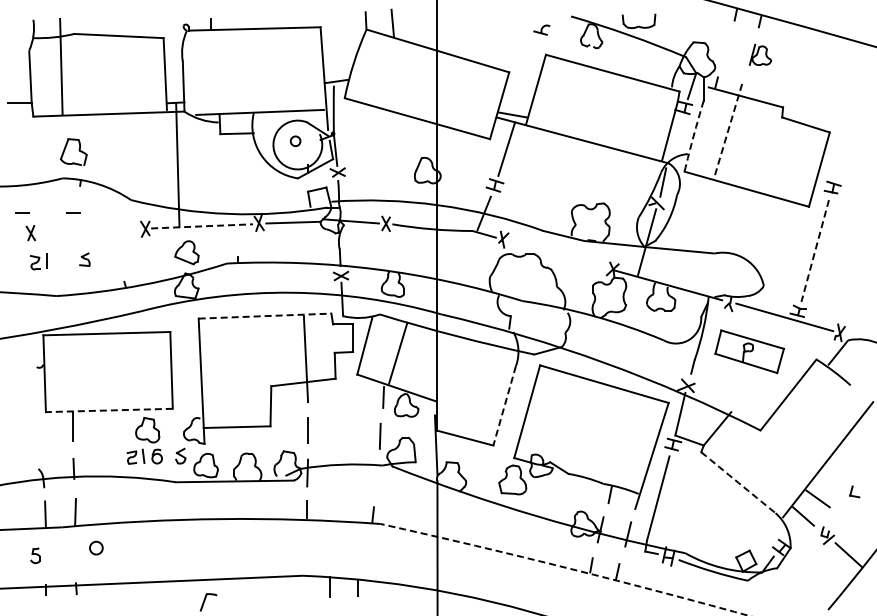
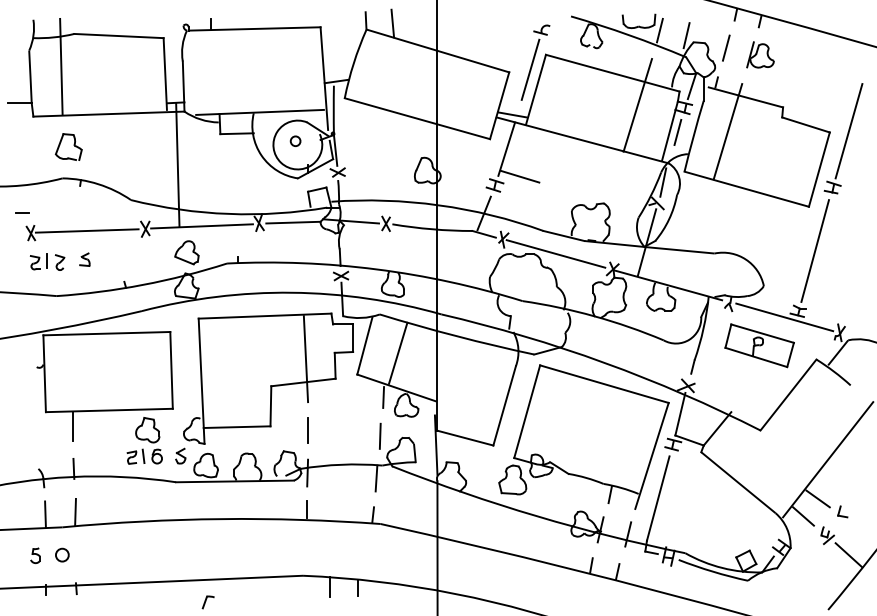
line: none -> present (659, 30)
line: none -> present (686, 35)
line: none -> present (725, 47)
part size: 25x23 px -> 29x28 px (760, 54)
line: none -> present (530, 69)
line: none -> present (637, 105)
line: dashed -> solid (727, 131)
line: none -> present (848, 131)
line: none -> present (677, 132)
arc: dashed -> solid (693, 136)
part position: (73, 151) -> (68, 146) (68, 146)
line: none -> present (519, 176)
line: present -> none (73, 212)
line: dashed -> solid (202, 226)
line: none -> present (86, 230)
line: dashed -> solid (815, 251)
line: none -> present (555, 253)
part: none -> present (60, 262)
line: dashed -> solid (265, 316)
part position: (749, 351) -> (759, 345) (759, 345)
line: dashed -> solid (504, 406)
line: dashed -> solid (108, 410)
line: none -> present (376, 478)
arc: dashed -> solid (738, 482)
part position: (854, 491) -> (842, 511) (842, 511)
circle position: (96, 547) -> (62, 554) (62, 554)
arc: dashed -> solid (565, 567)
part size: 19x19 px -> 14x15 px (207, 602)
